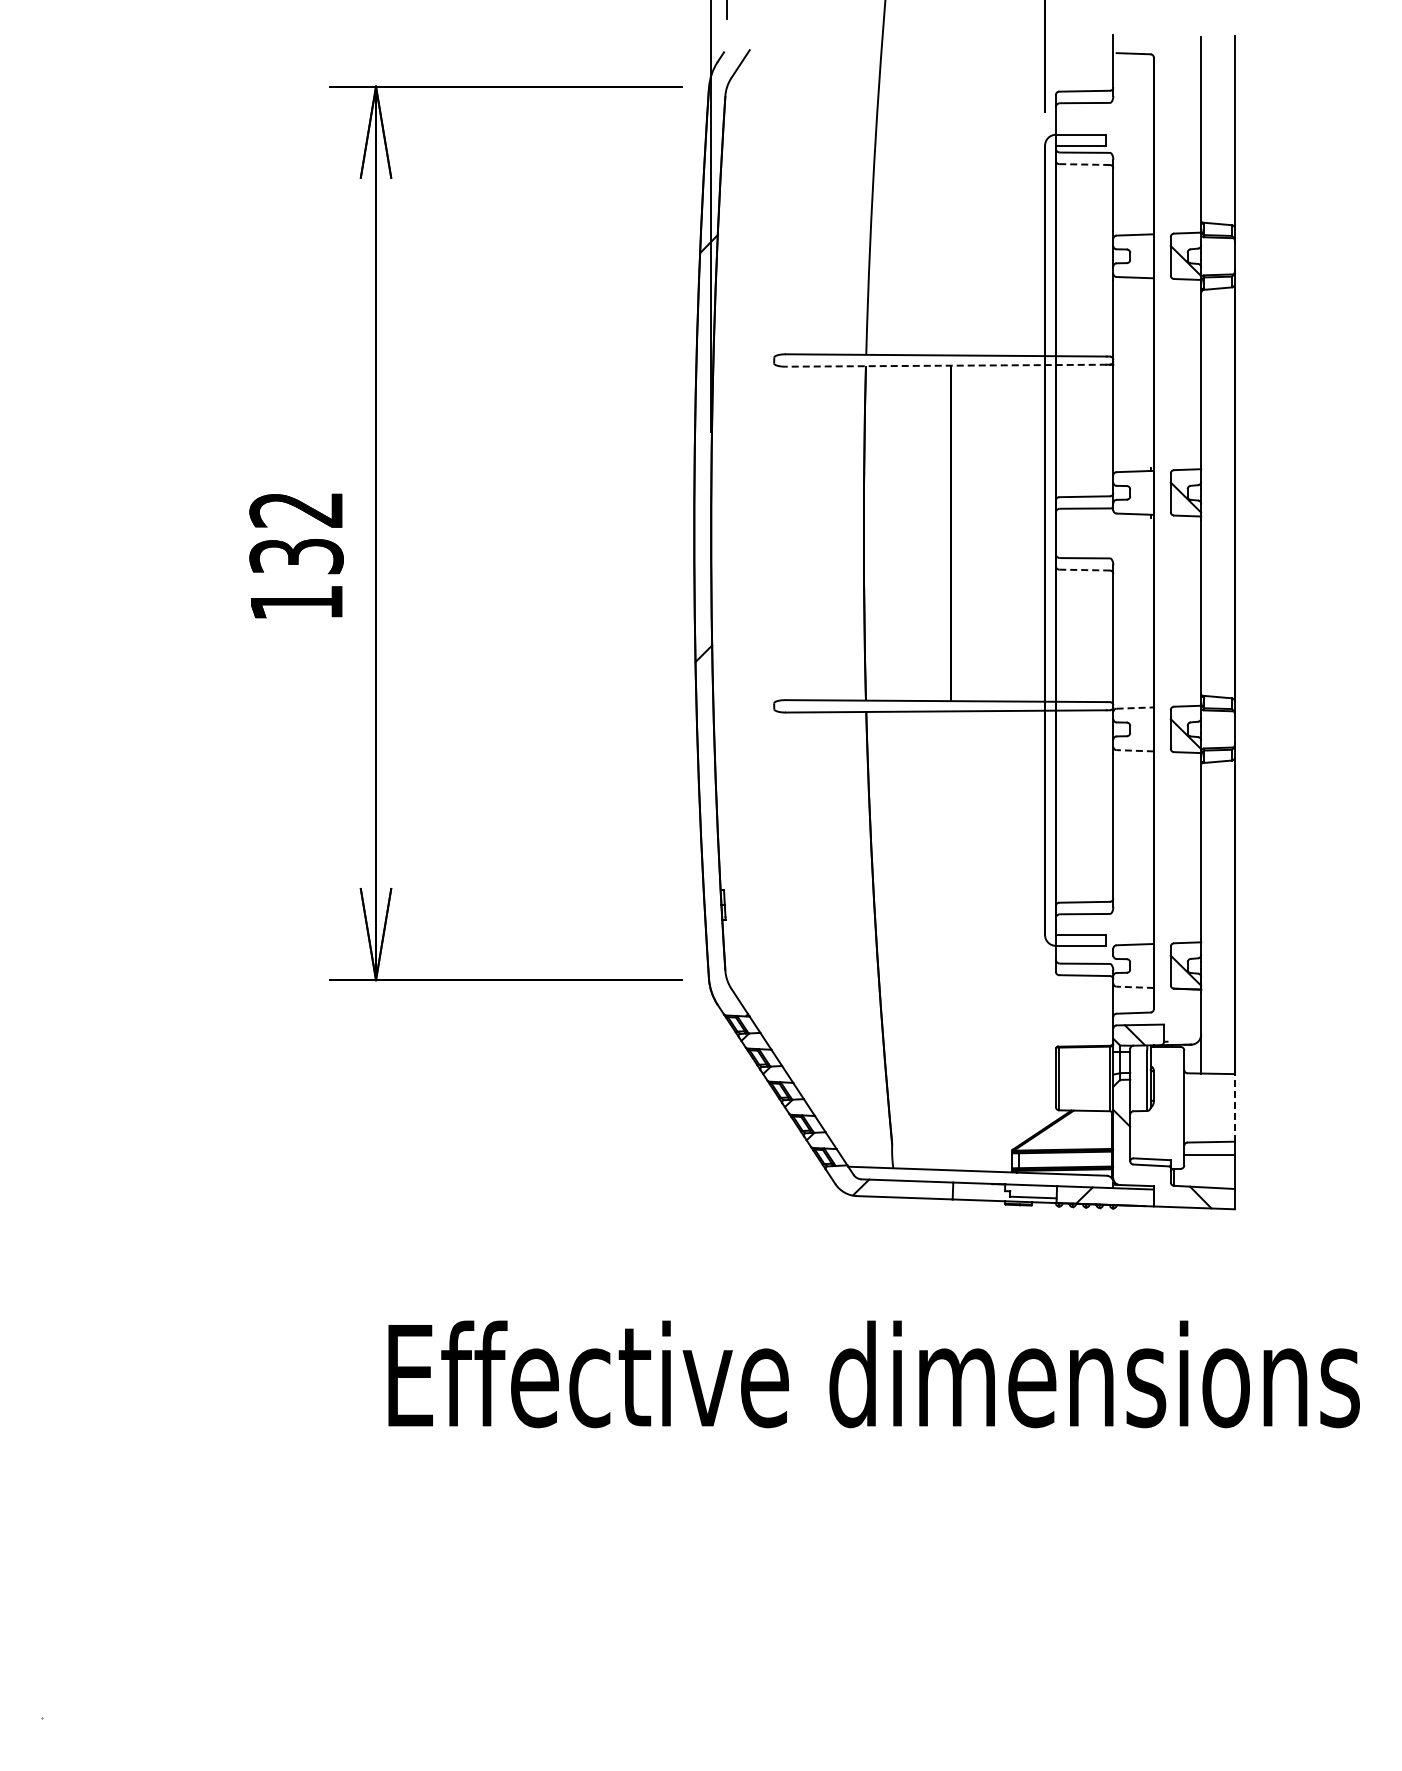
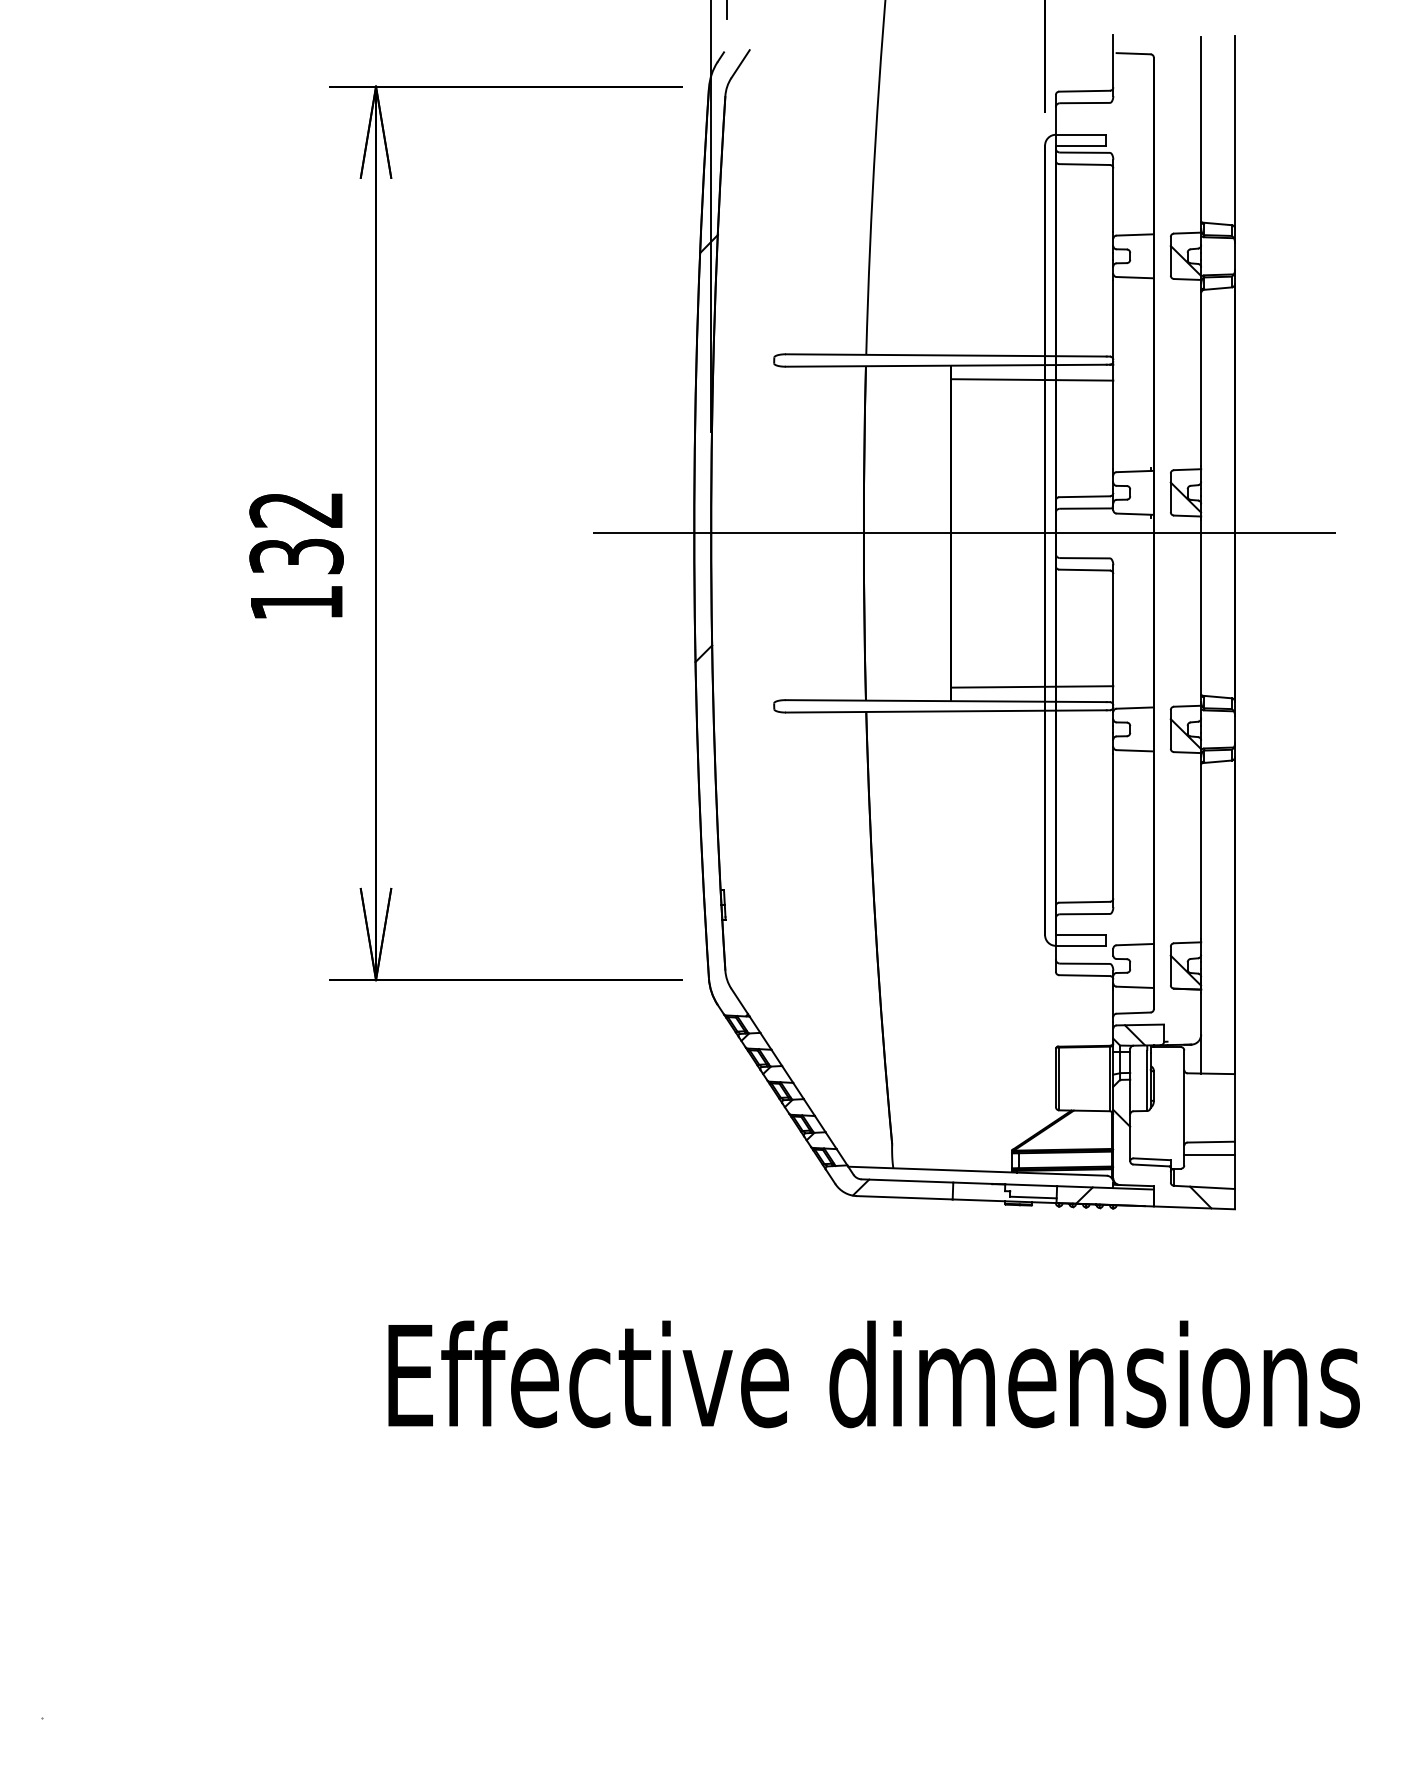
line: dashed -> solid (1085, 164)
line: dashed -> solid (946, 365)
line: none -> present (1032, 379)
line: none -> present (964, 533)
line: dashed -> solid (1085, 570)
line: none -> present (1032, 686)
line: dashed -> solid (1135, 708)
line: dashed -> solid (1135, 750)
line: dashed -> solid (1135, 987)
line: dashed -> solid (1234, 1107)
